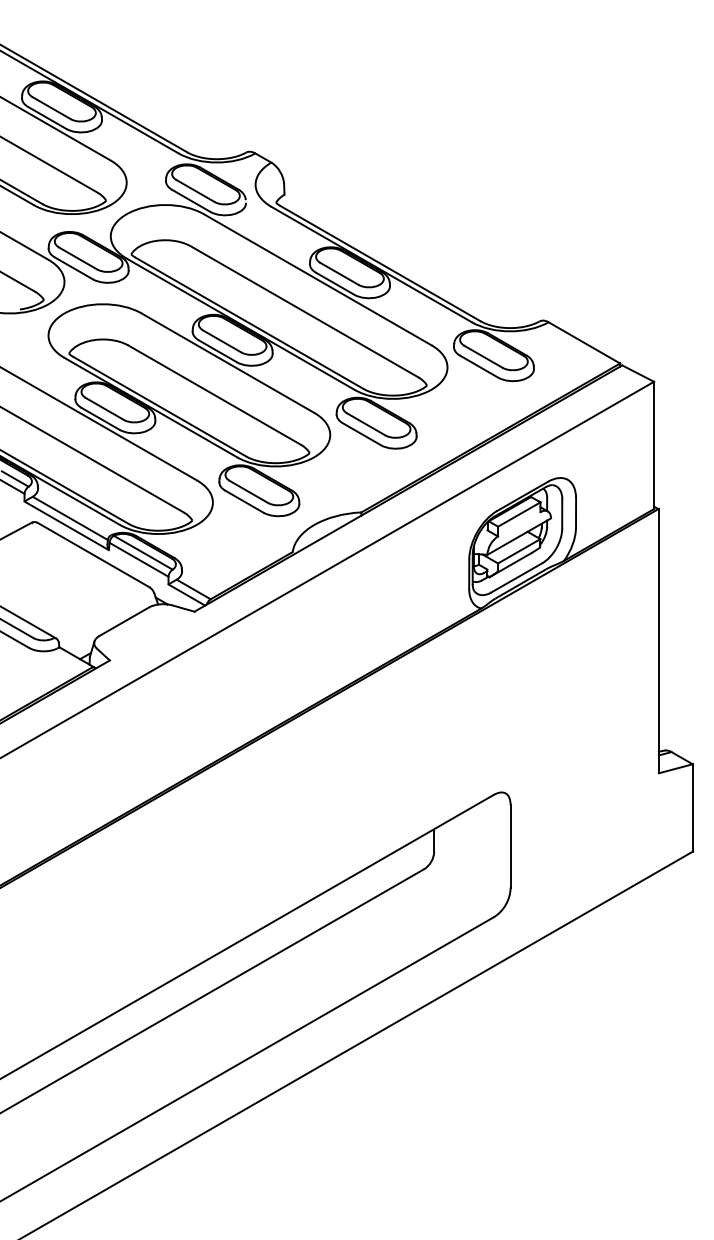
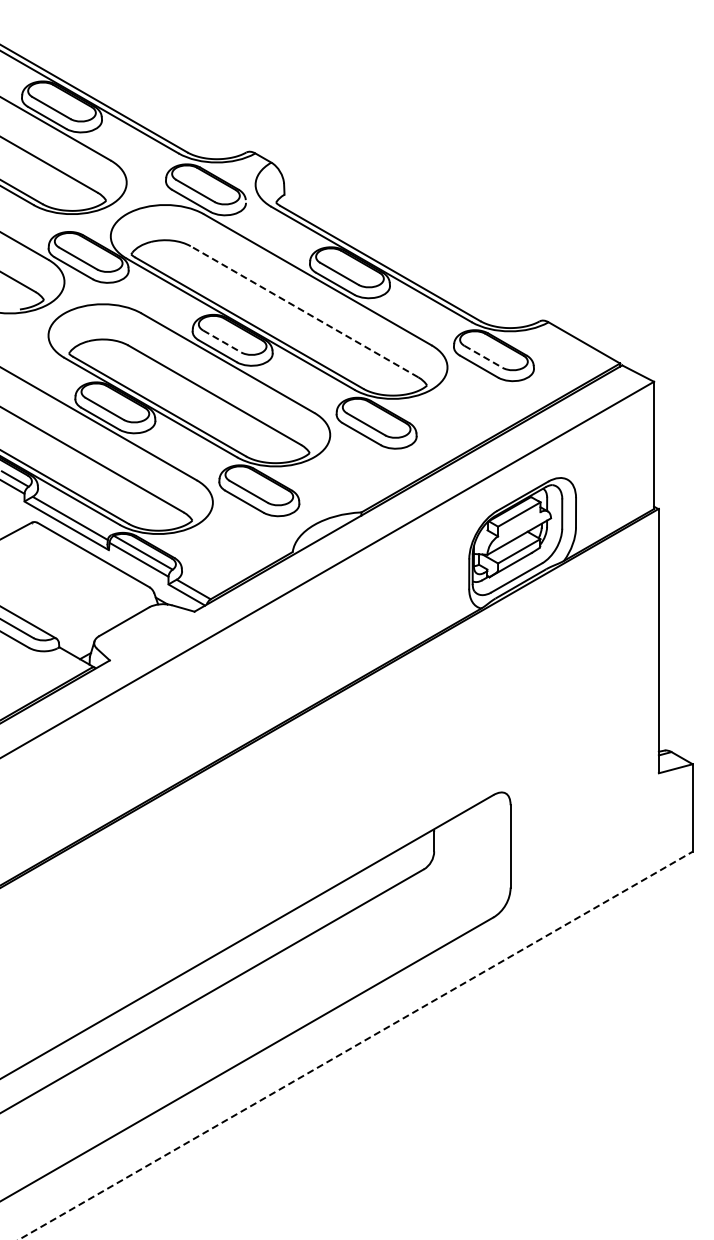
line: solid -> dashed (304, 311)
line: solid -> dashed (222, 341)
line: solid -> dashed (483, 357)
line: solid -> dashed (355, 1045)
